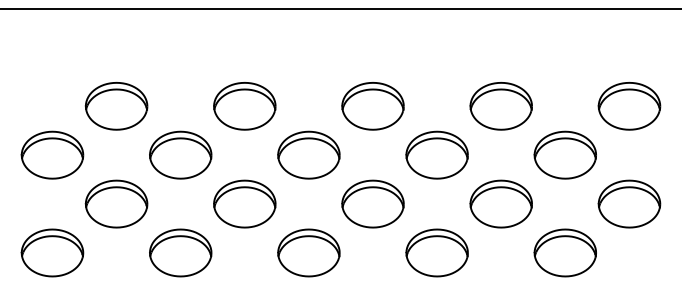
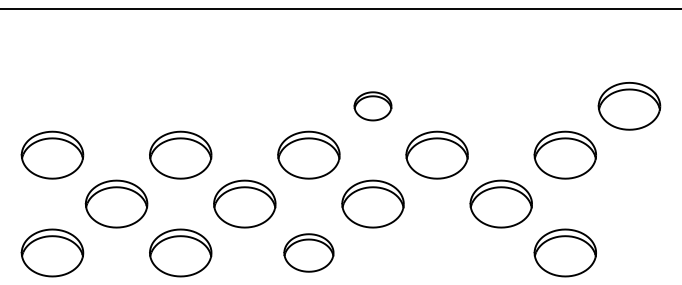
part: present -> none (116, 106)
part: present -> none (244, 106)
part size: 64x49 px -> 40x31 px (372, 106)
part: present -> none (500, 106)
part: present -> none (629, 203)
part size: 64x50 px -> 52x40 px (308, 252)
part: present -> none (436, 252)
